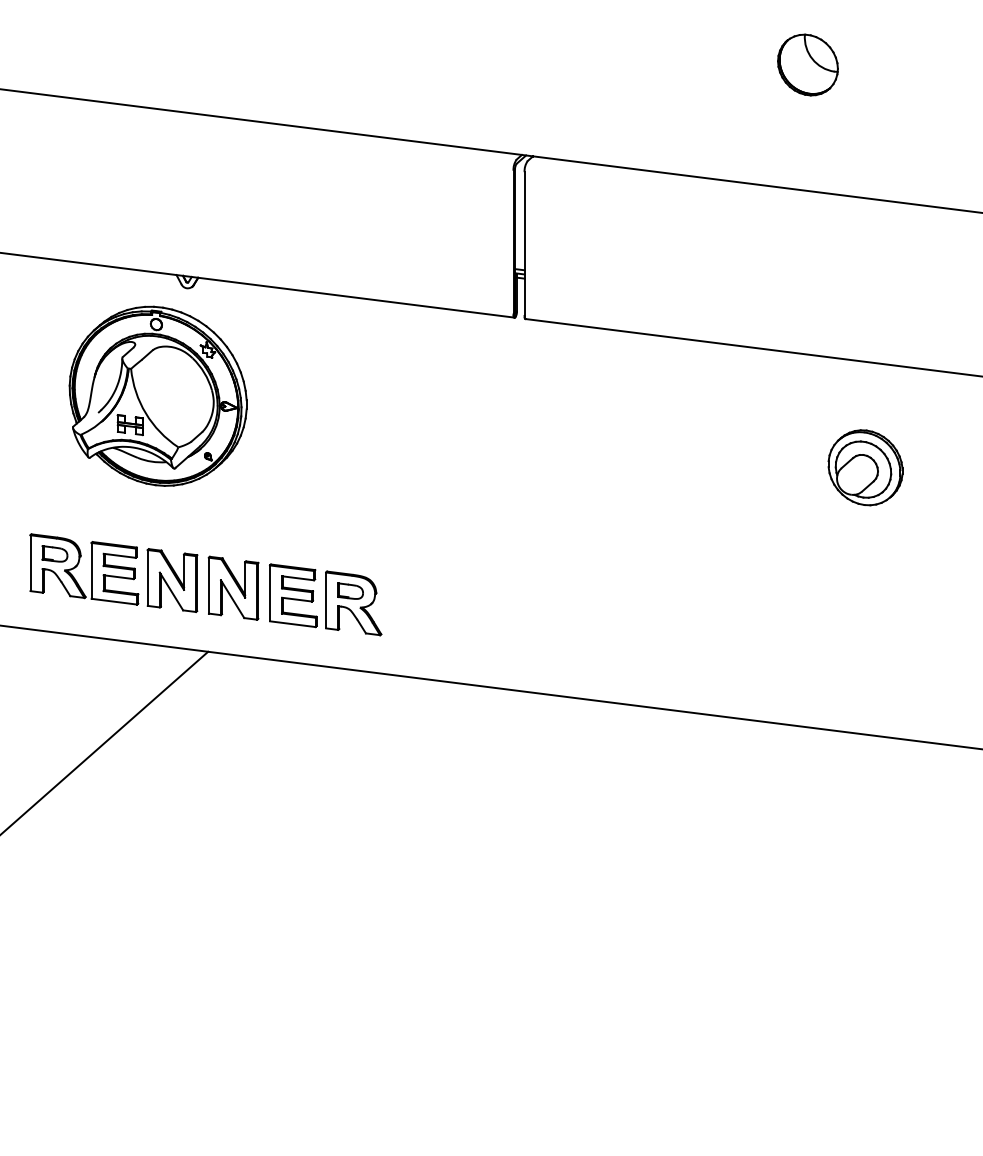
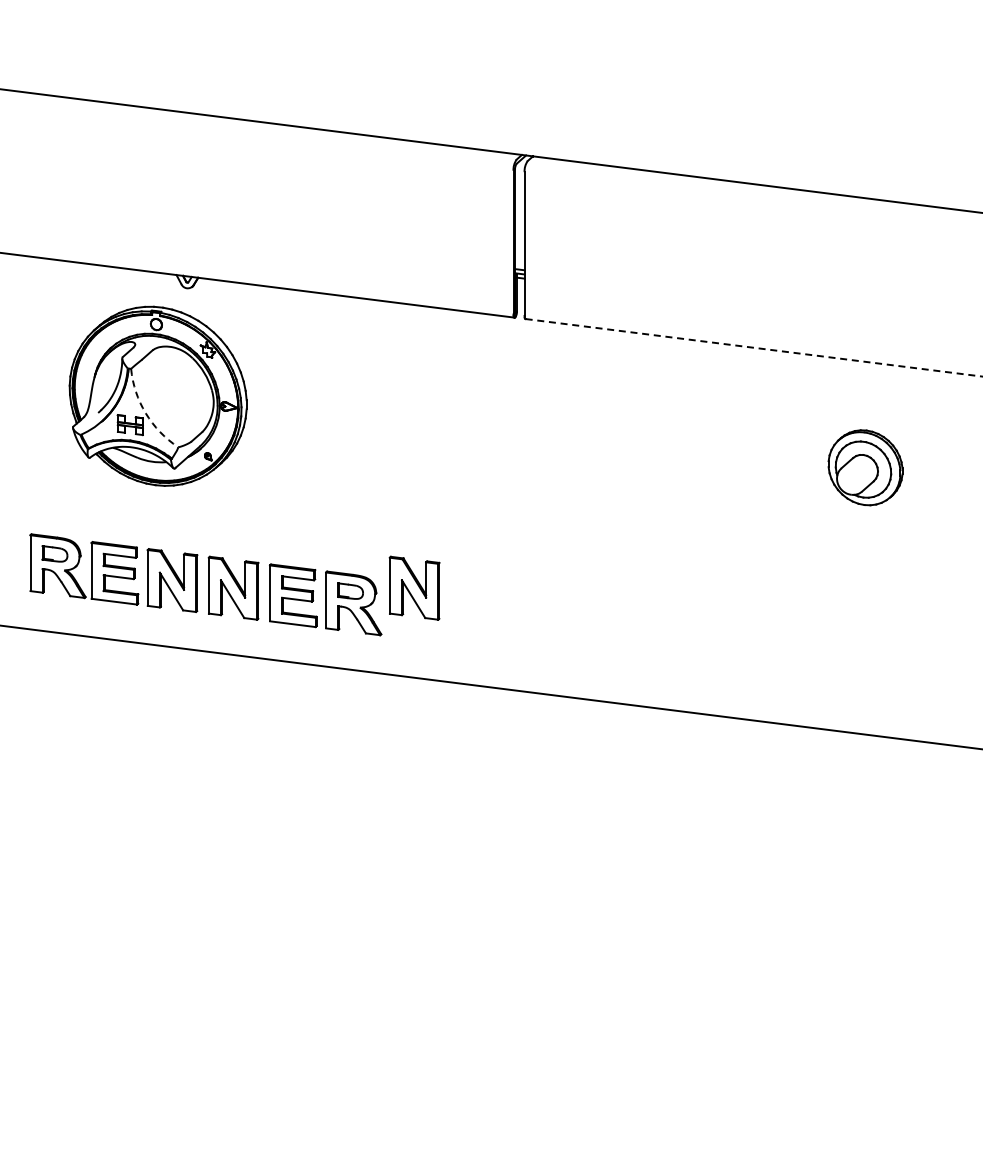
part: present -> none (807, 64)
line: solid -> dashed (754, 347)
arc: solid -> dashed (145, 413)
part: none -> present (414, 587)
line: present -> none (105, 742)
